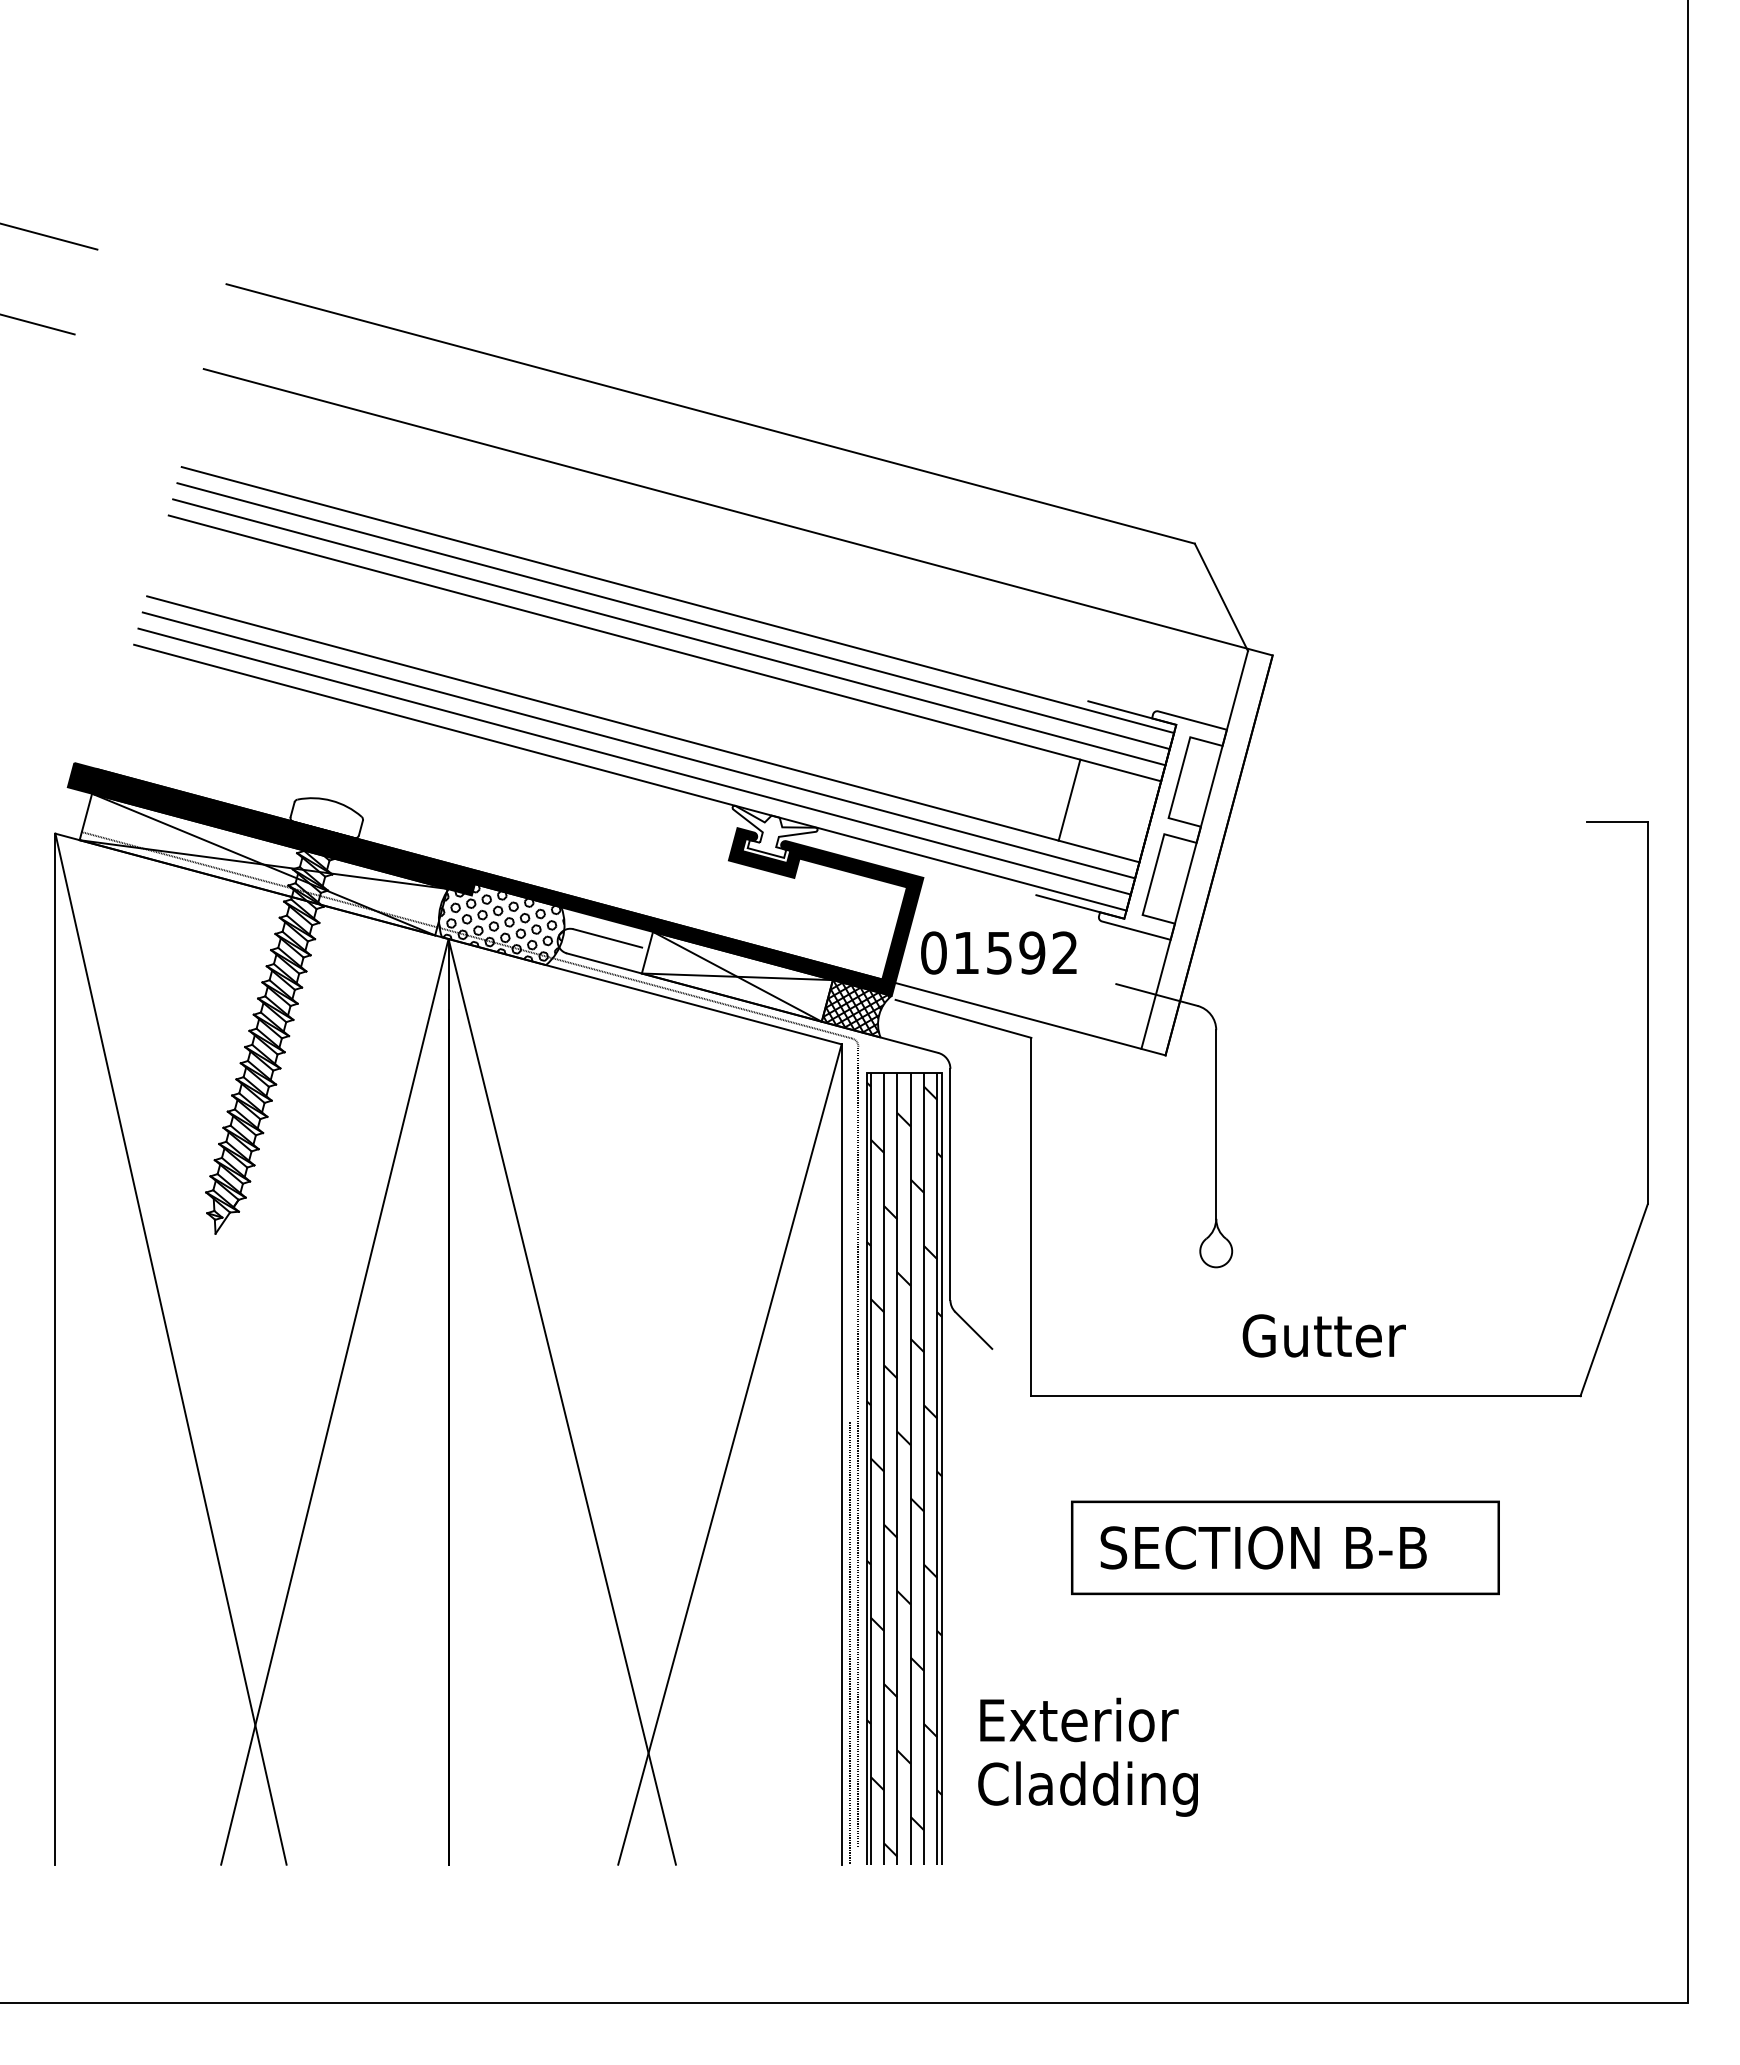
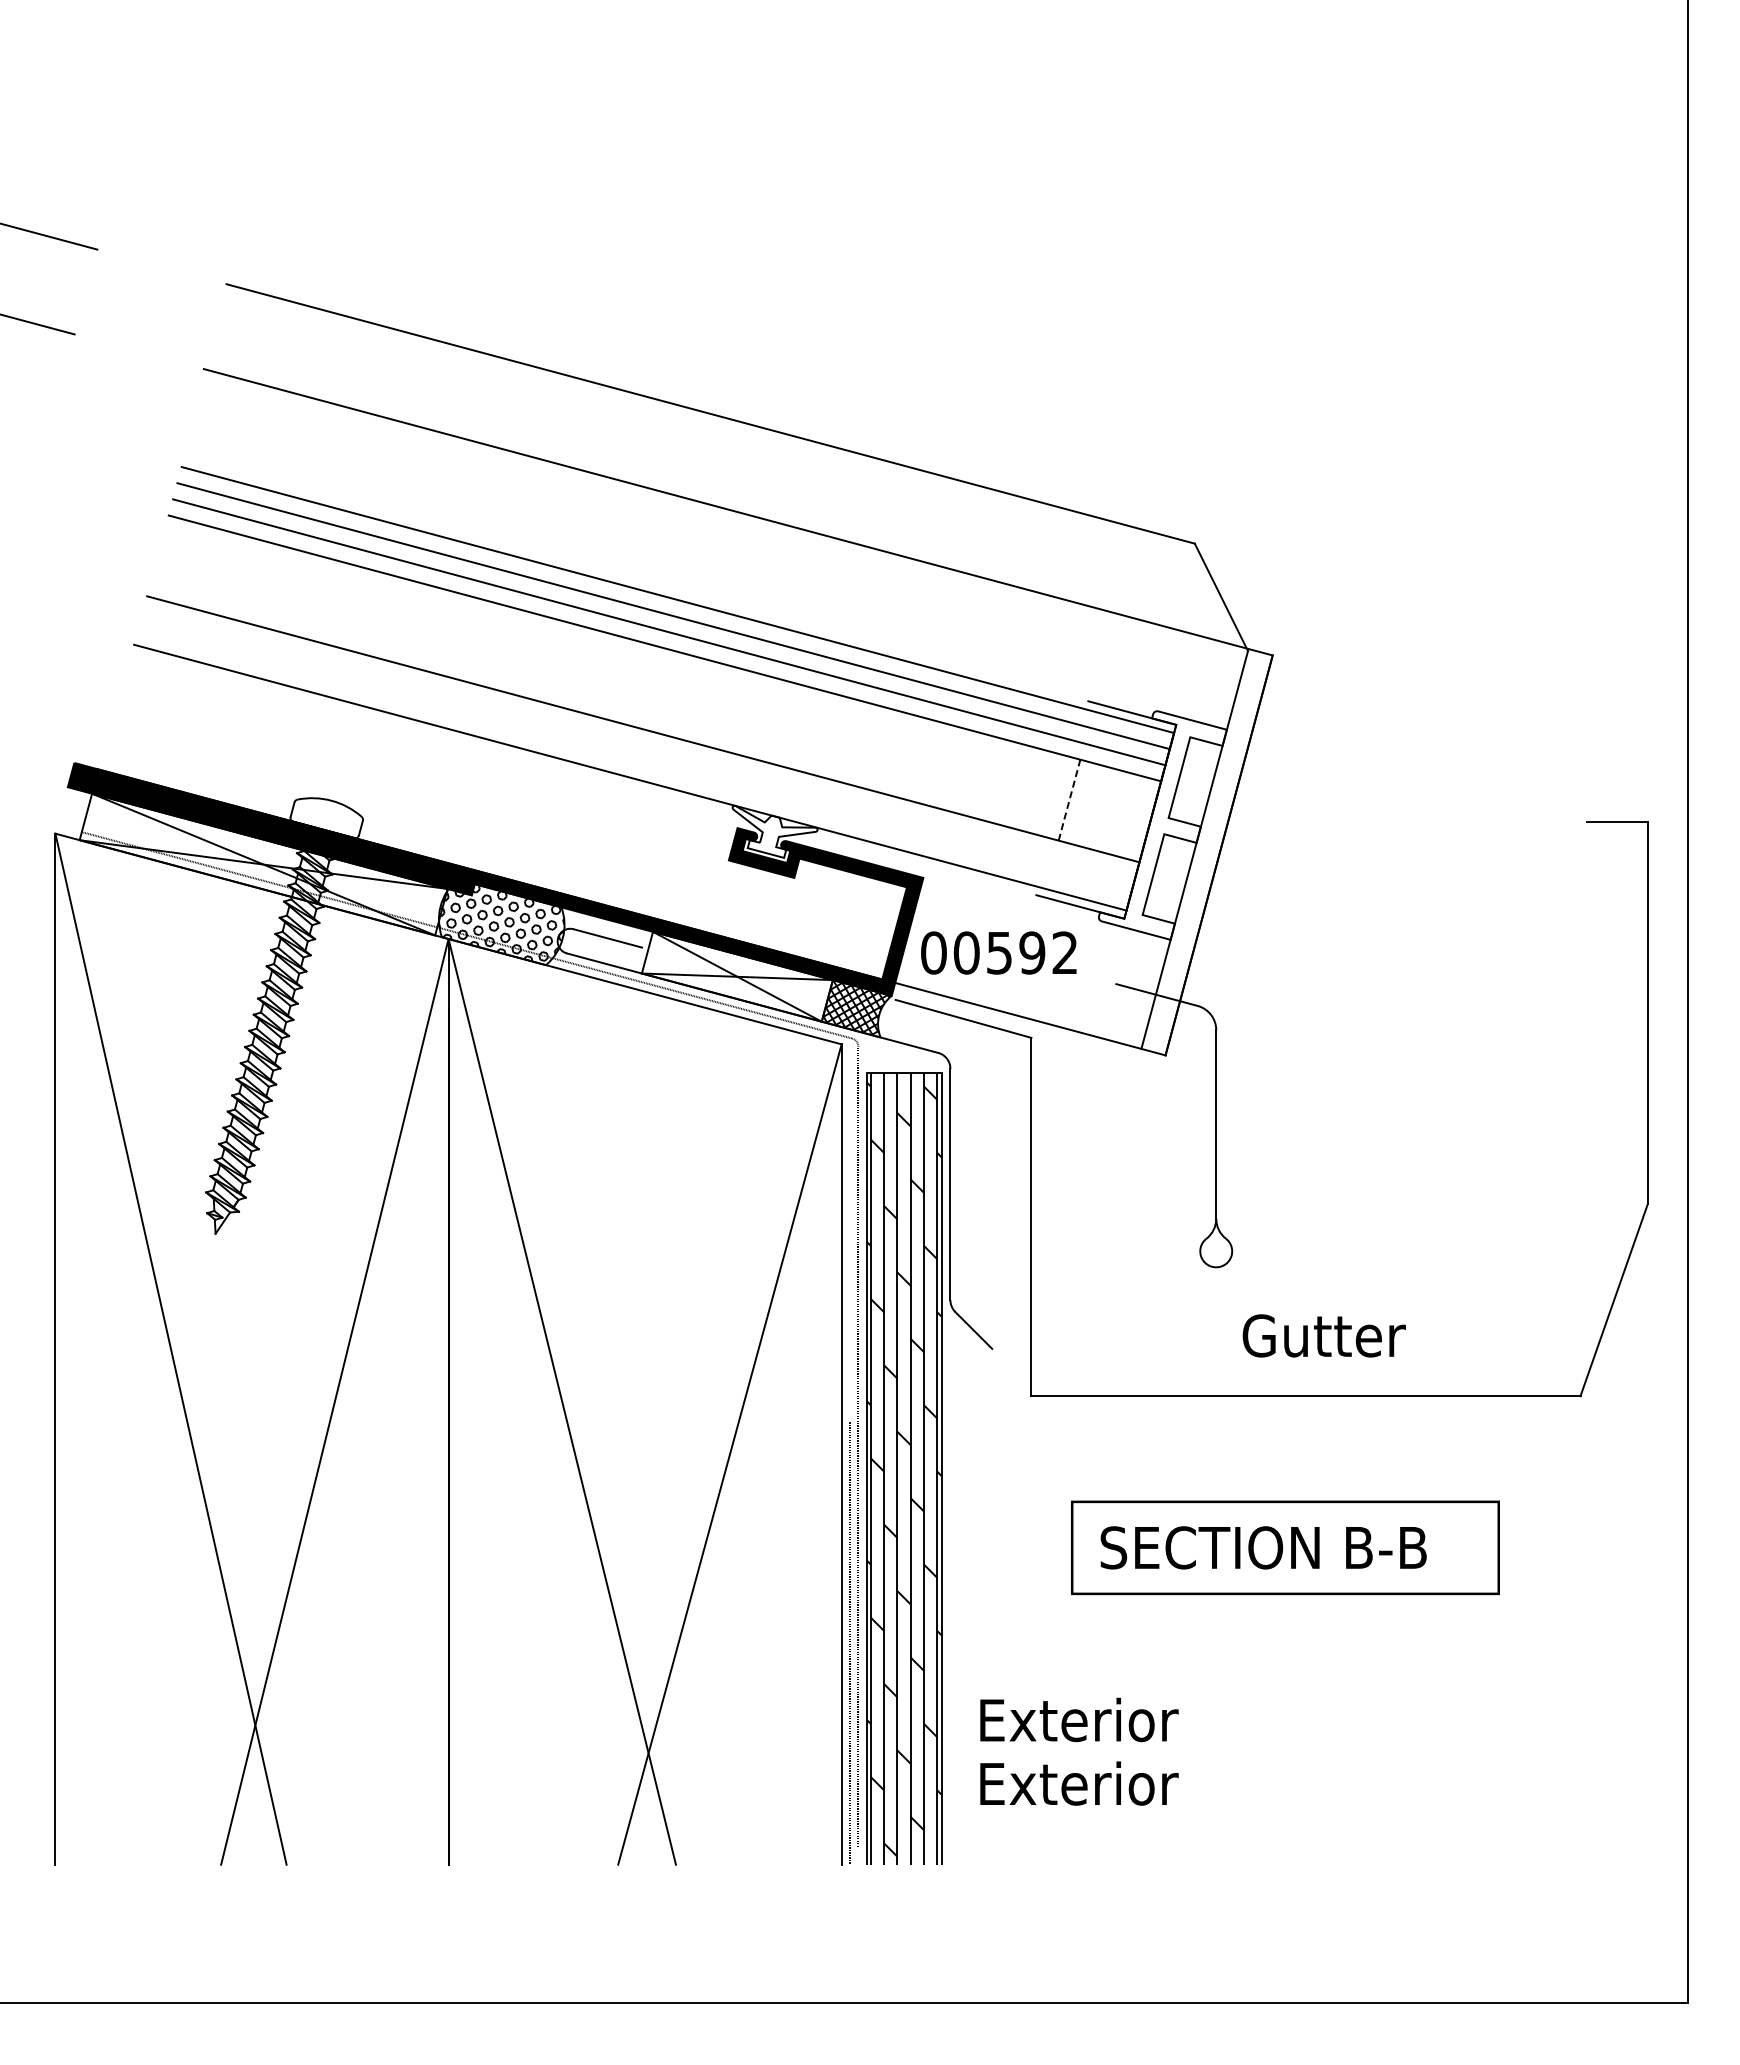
line: present -> none (638, 745)
line: present -> none (634, 761)
line: solid -> dashed (1069, 800)
text: 01592 -> 00592 (966, 952)
text: Cladding -> Exterior (1087, 1788)
